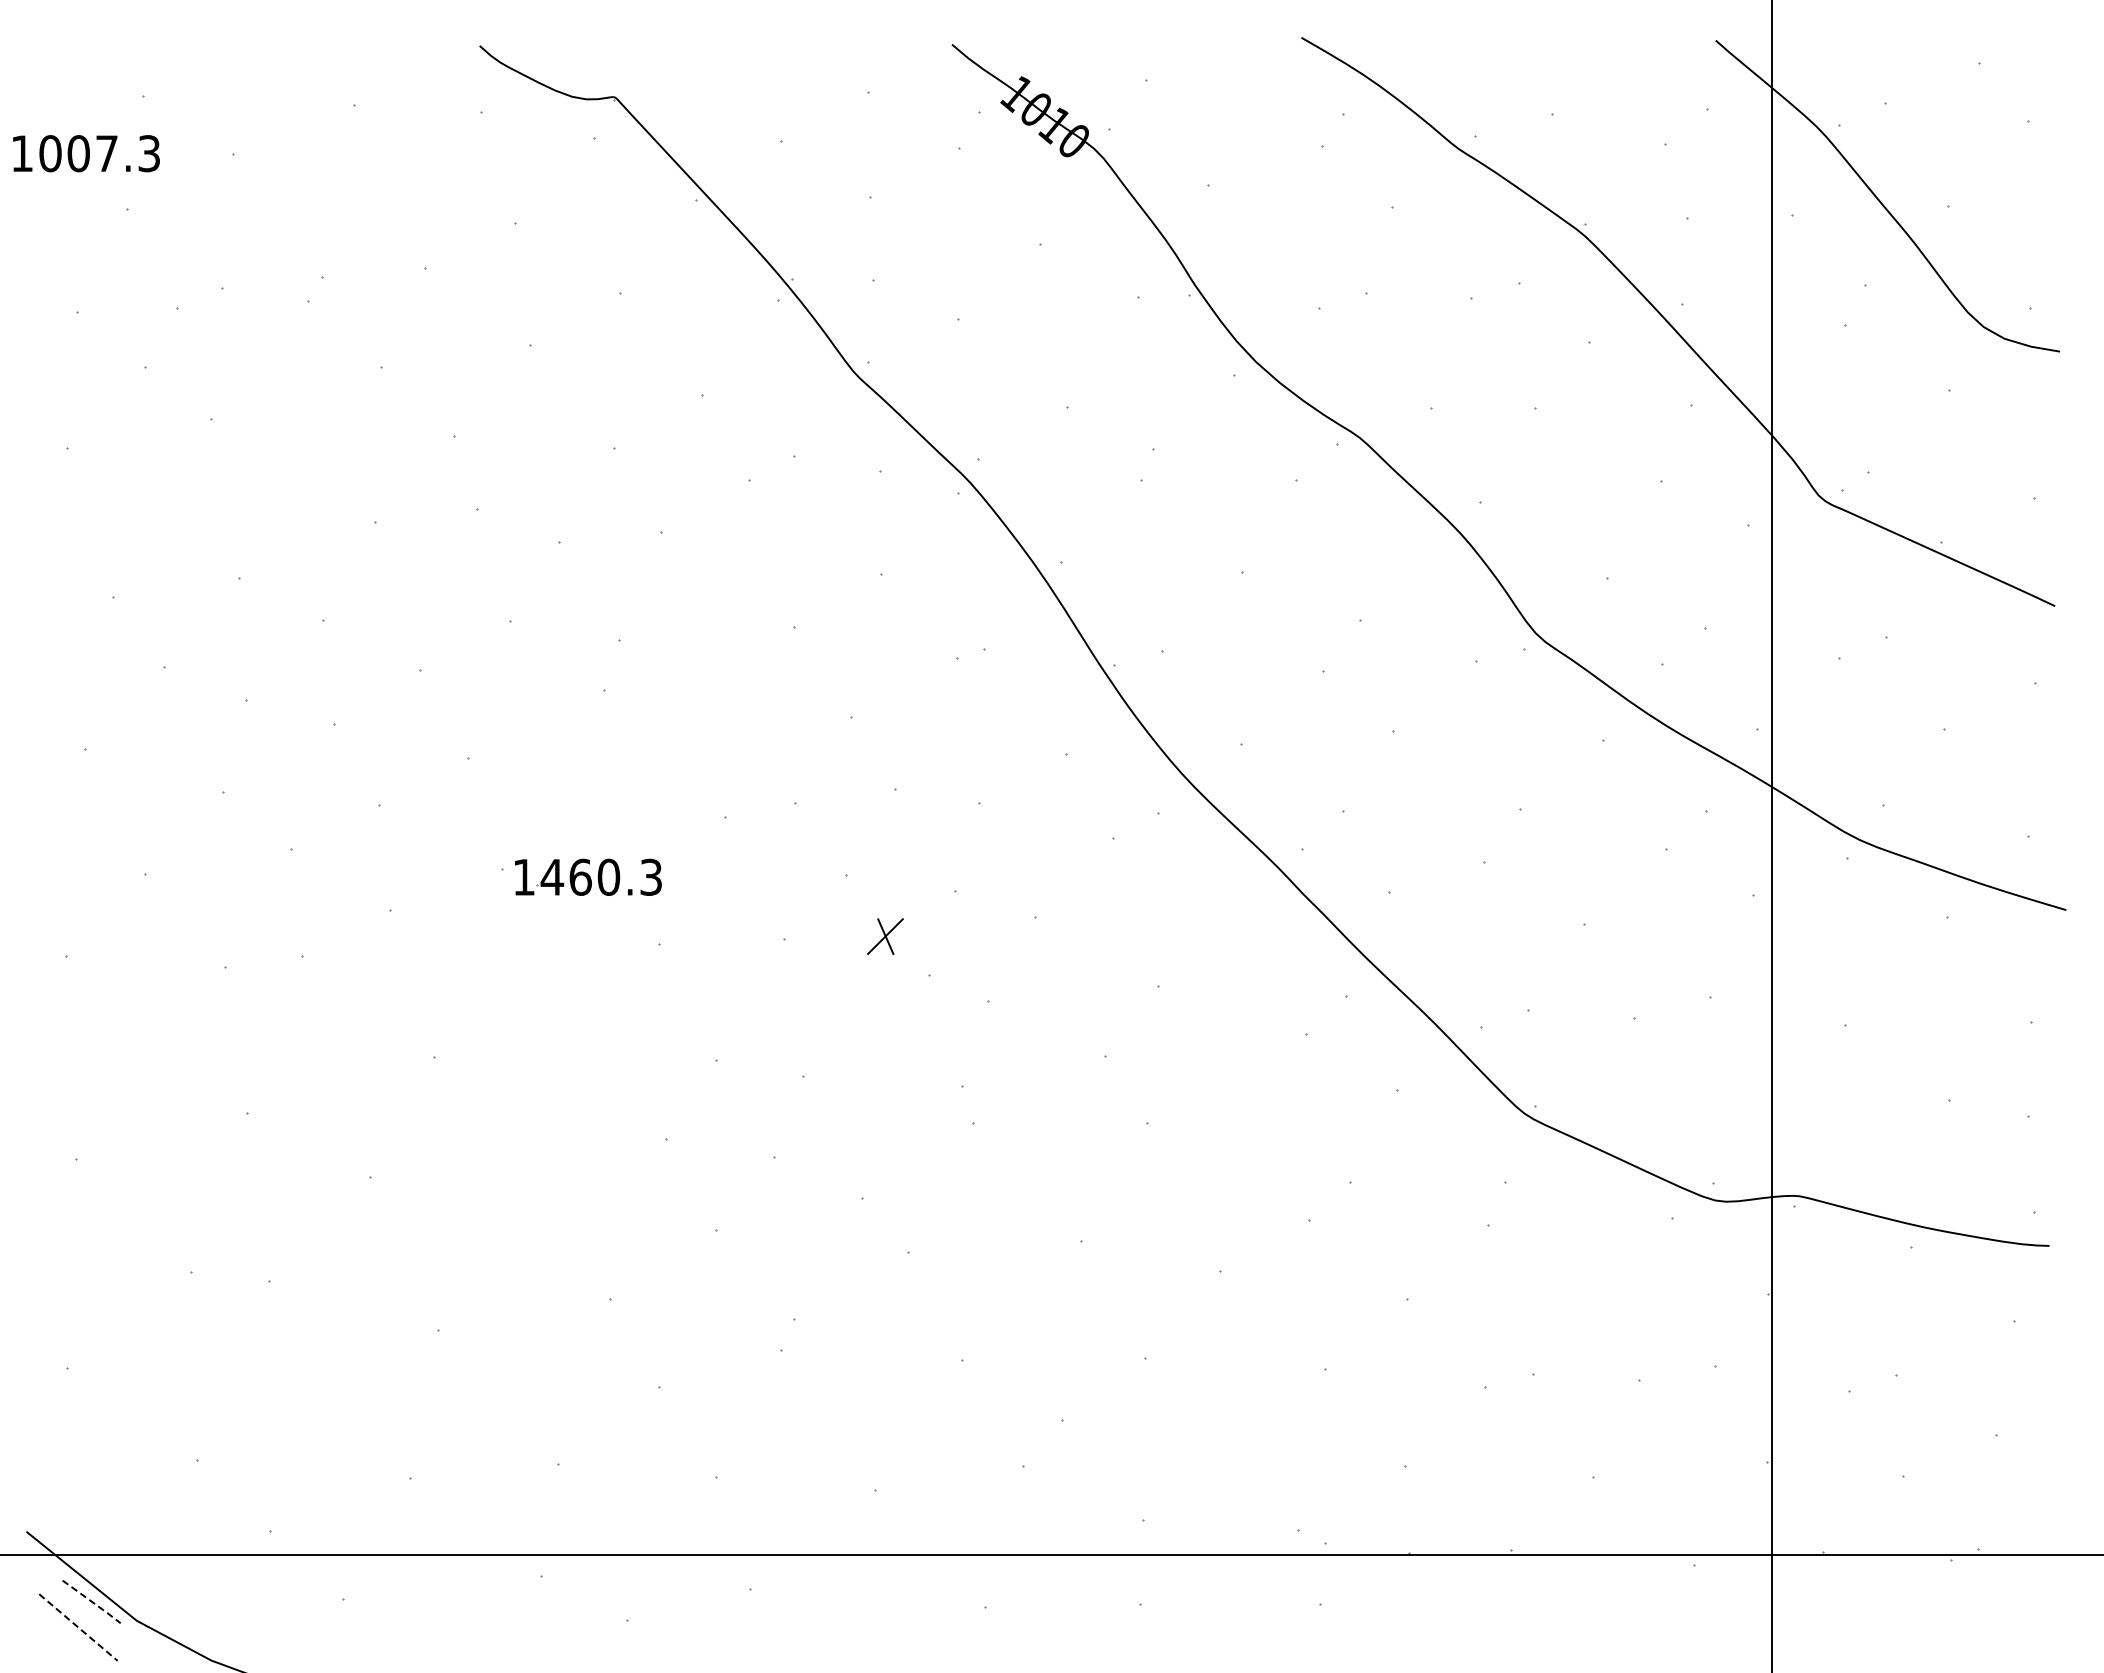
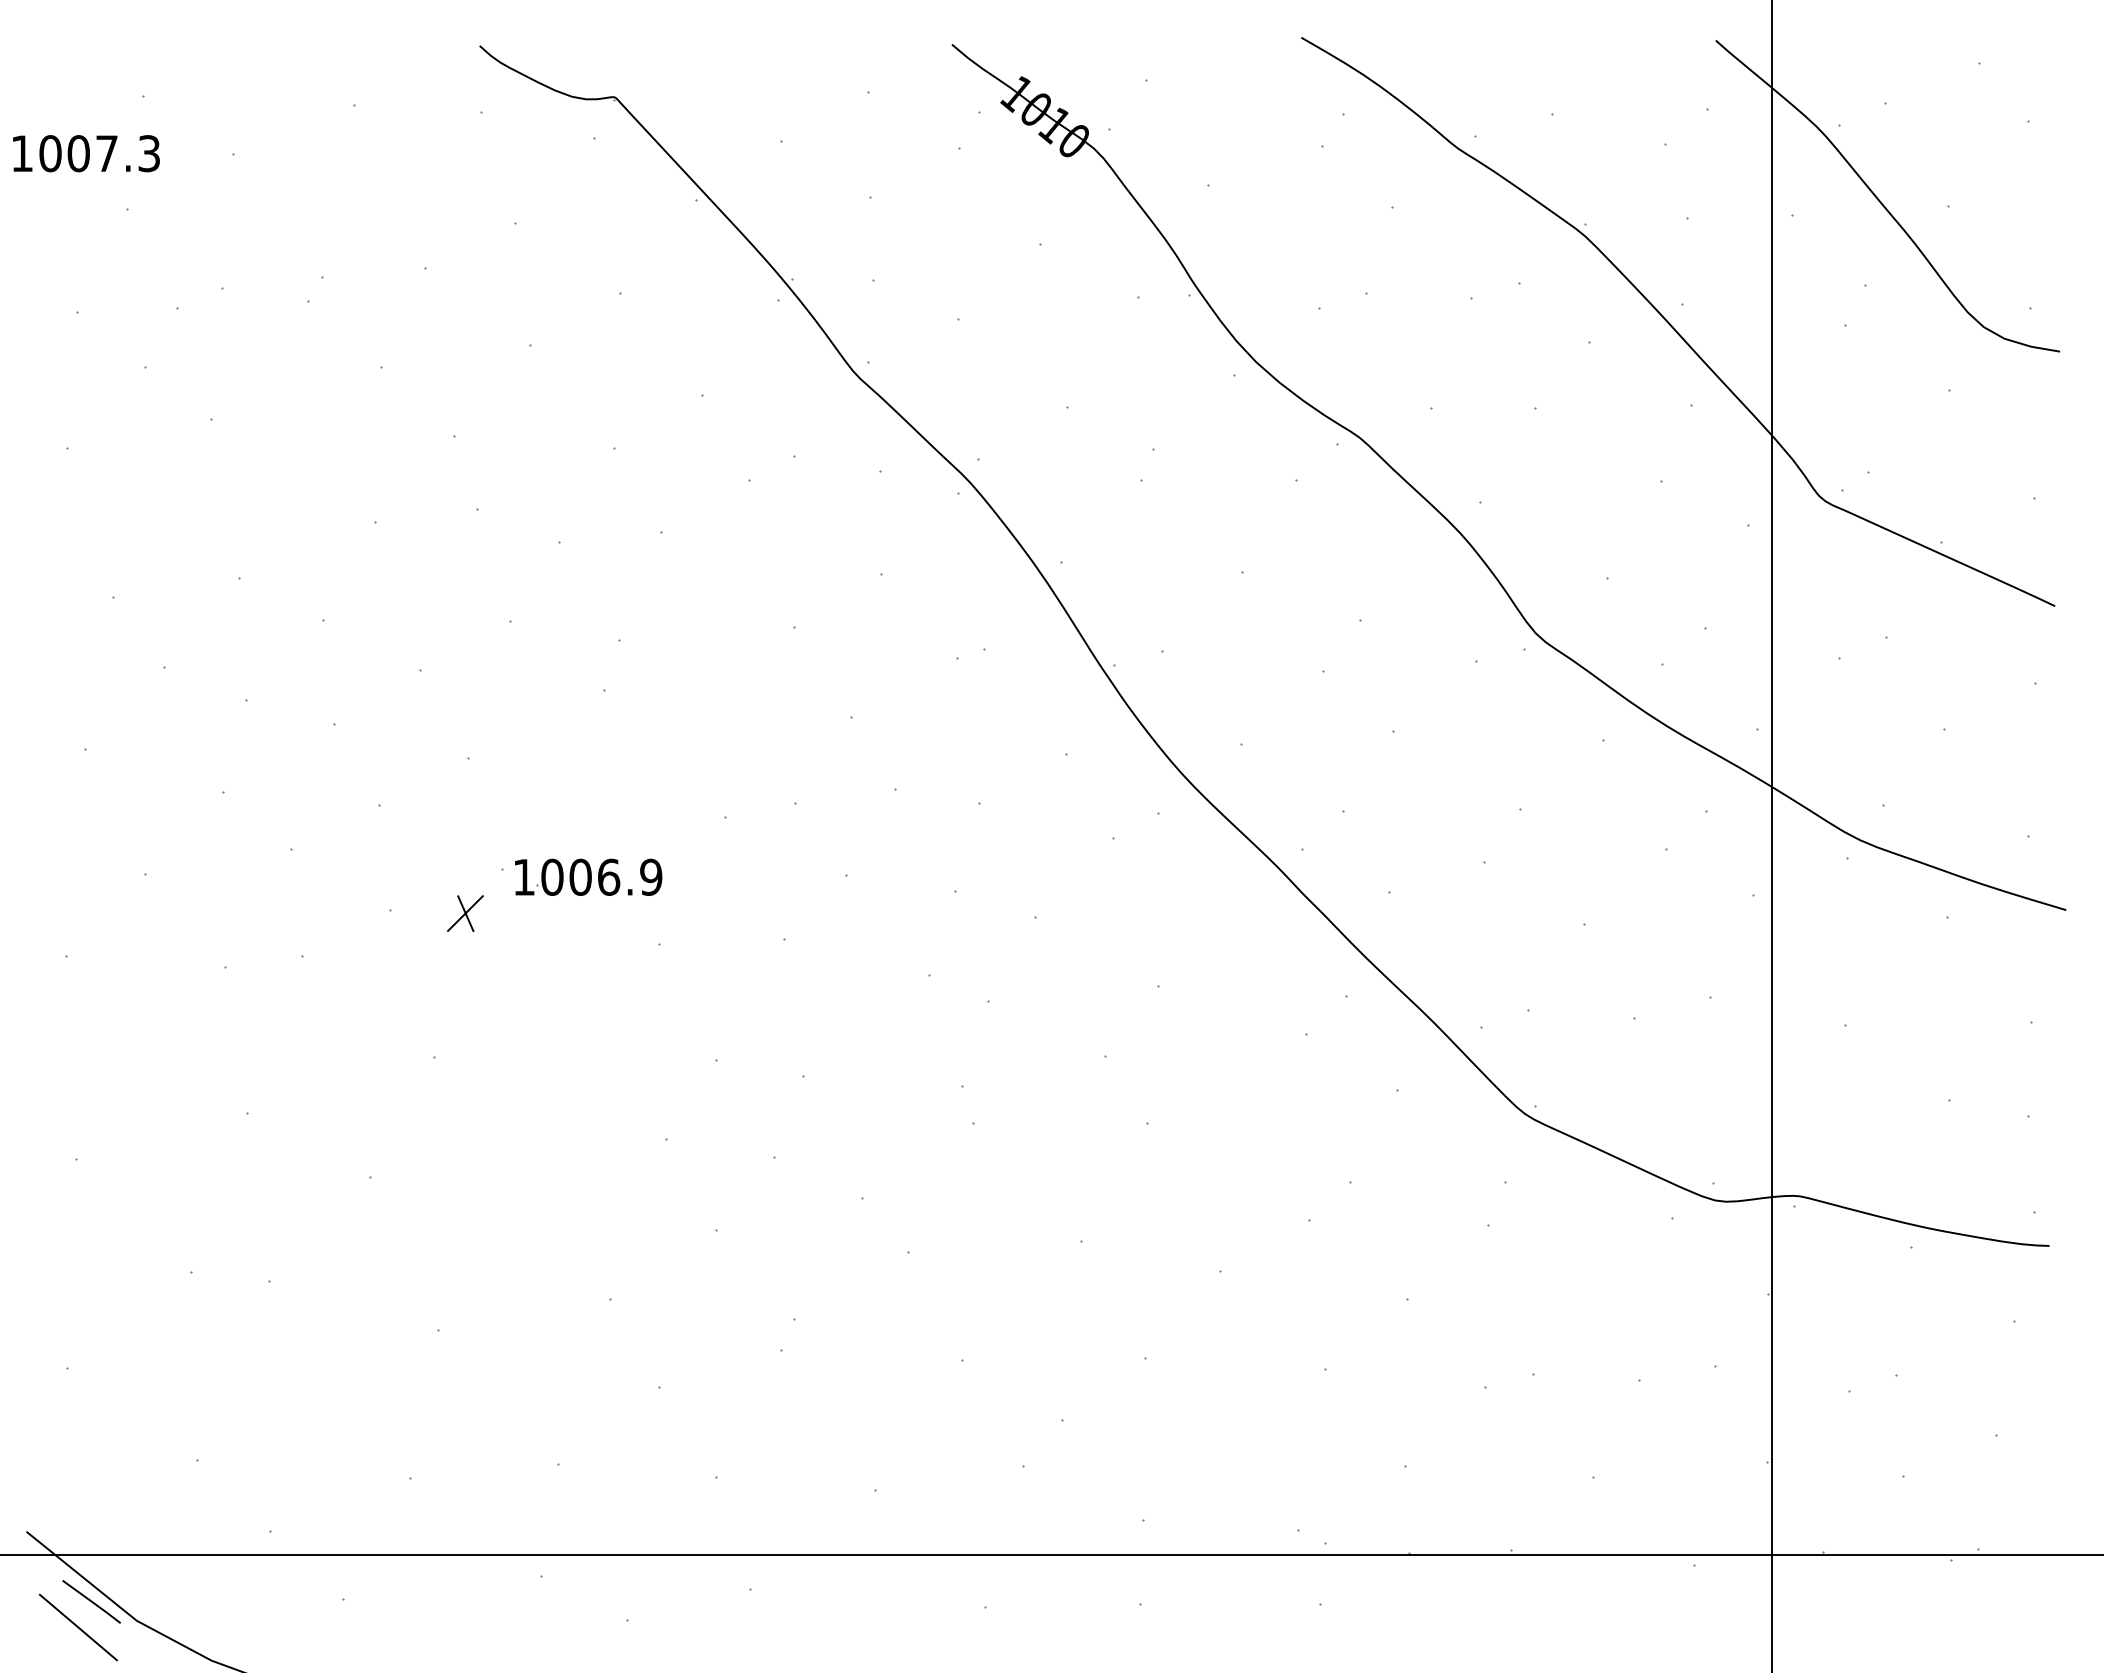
text: 1460.3 -> 1006.9 (601, 876)
part position: (885, 936) -> (465, 913) (465, 913)
line: dashed -> solid (92, 1601)
line: dashed -> solid (78, 1627)
